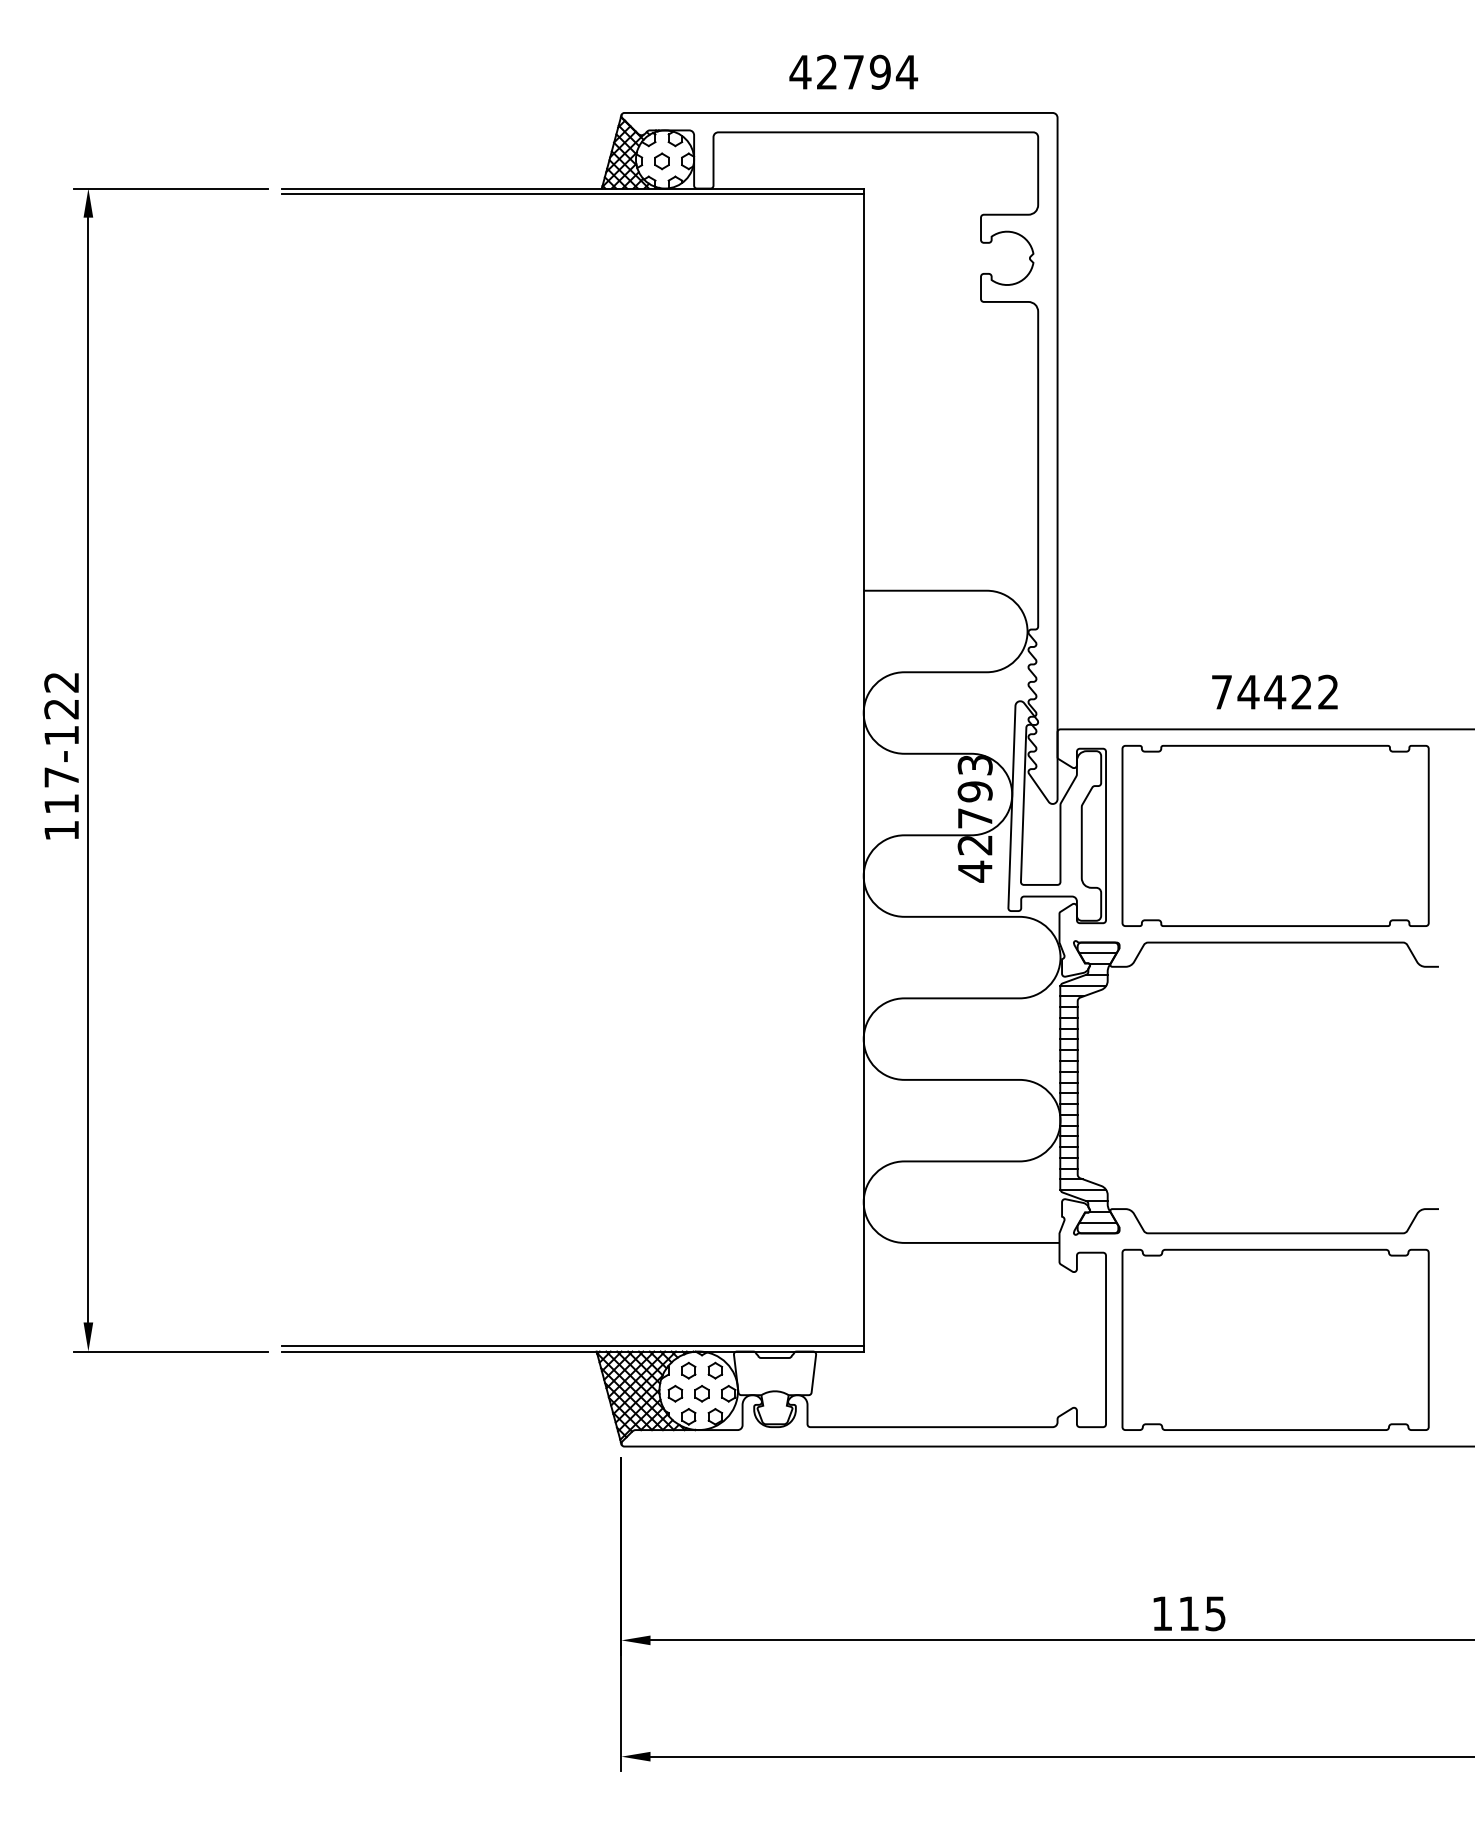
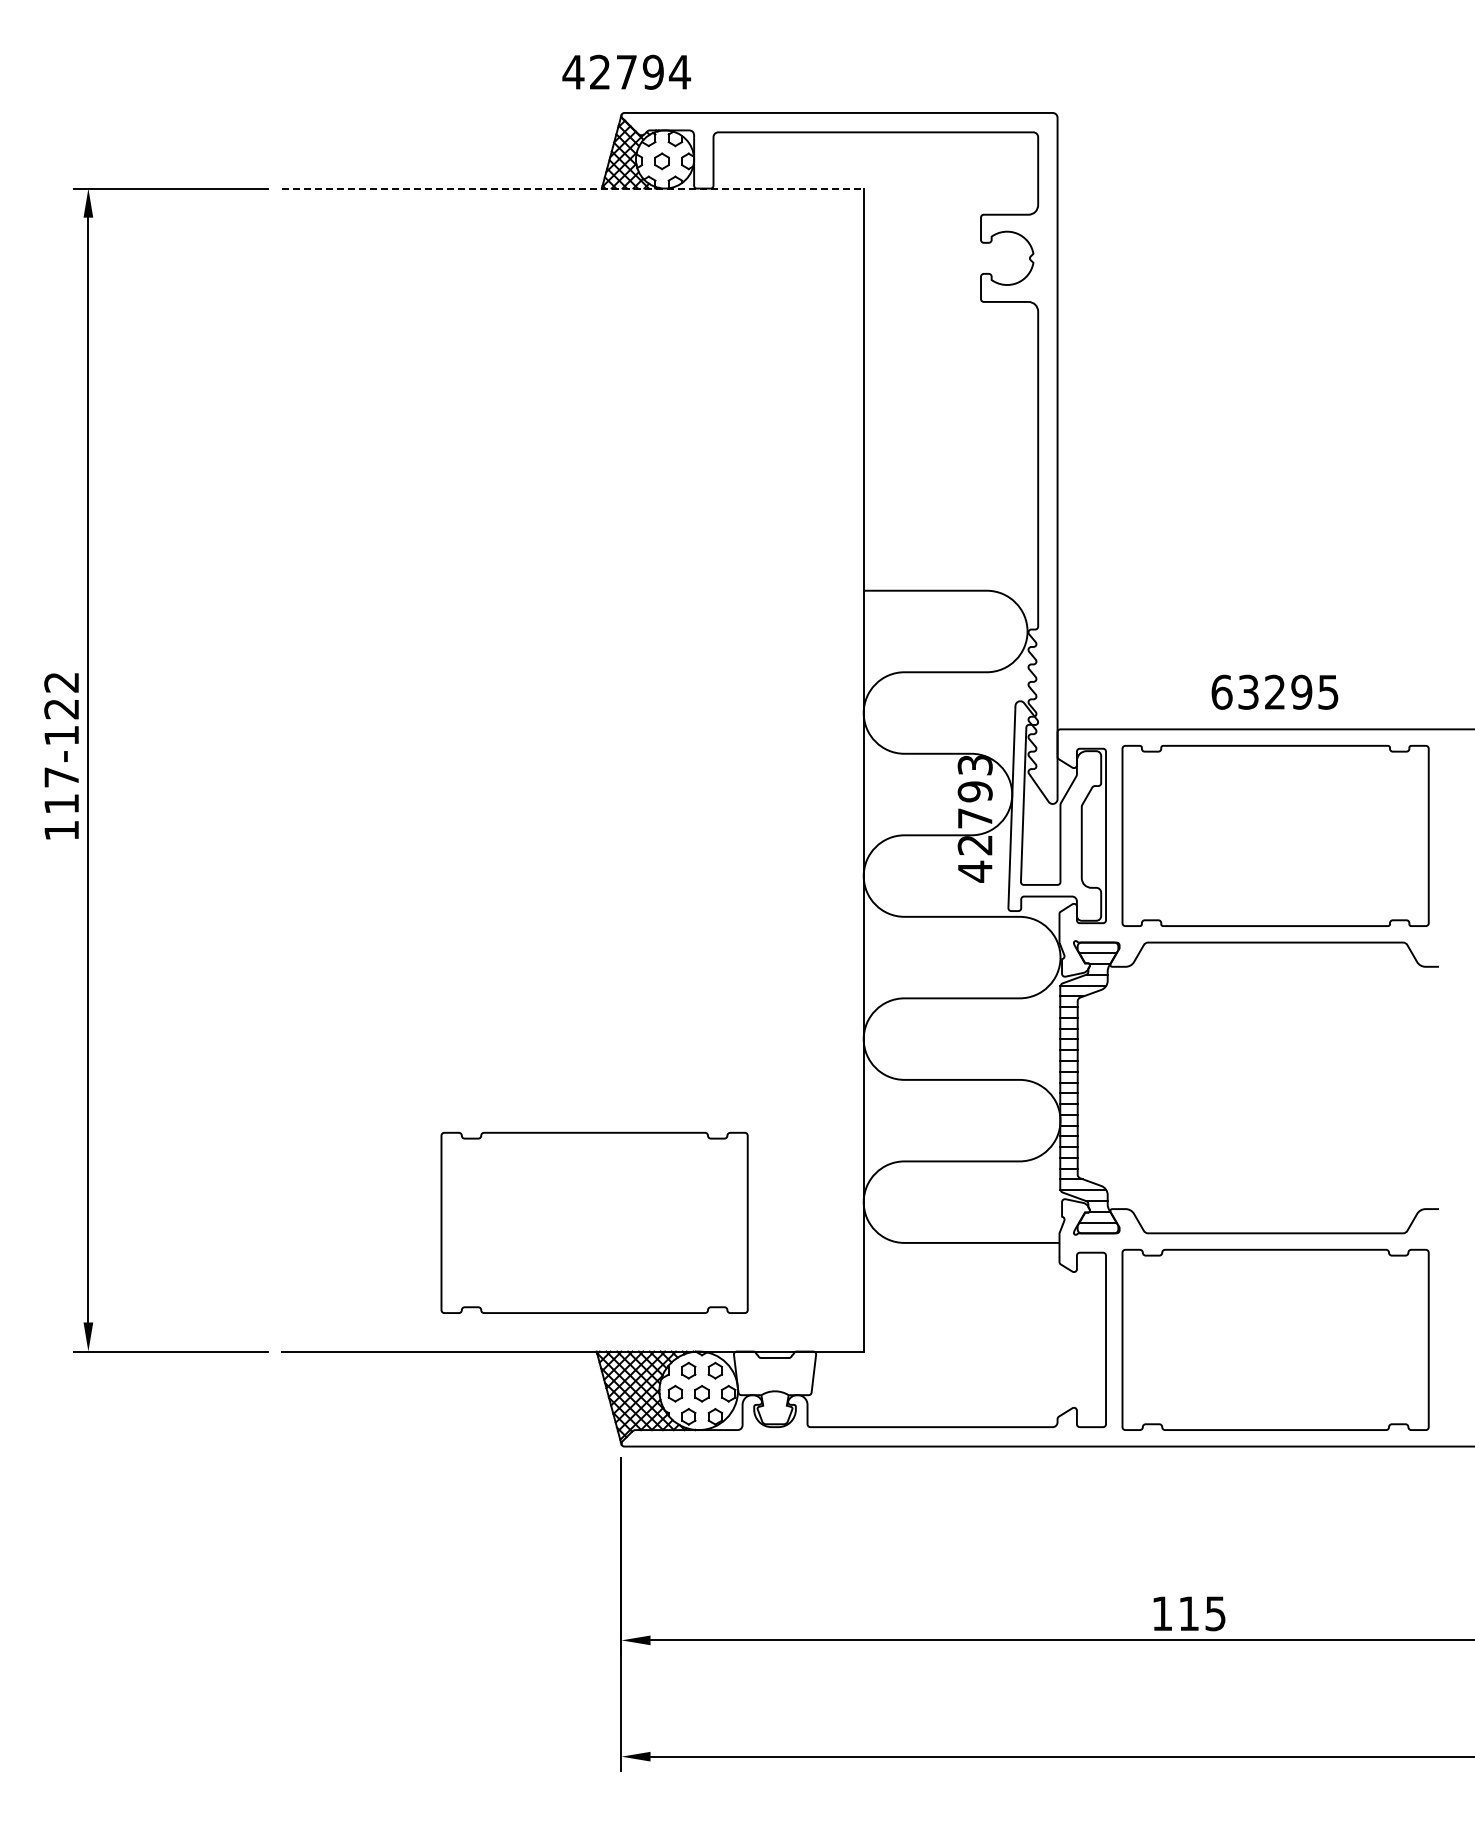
text position: (853, 71) -> (626, 71) (626, 71)
line: solid -> dashed (572, 188)
line: present -> none (572, 194)
text: 74422 -> 63295 (1274, 691)
part: none -> present (594, 1222)
line: present -> none (572, 1345)
